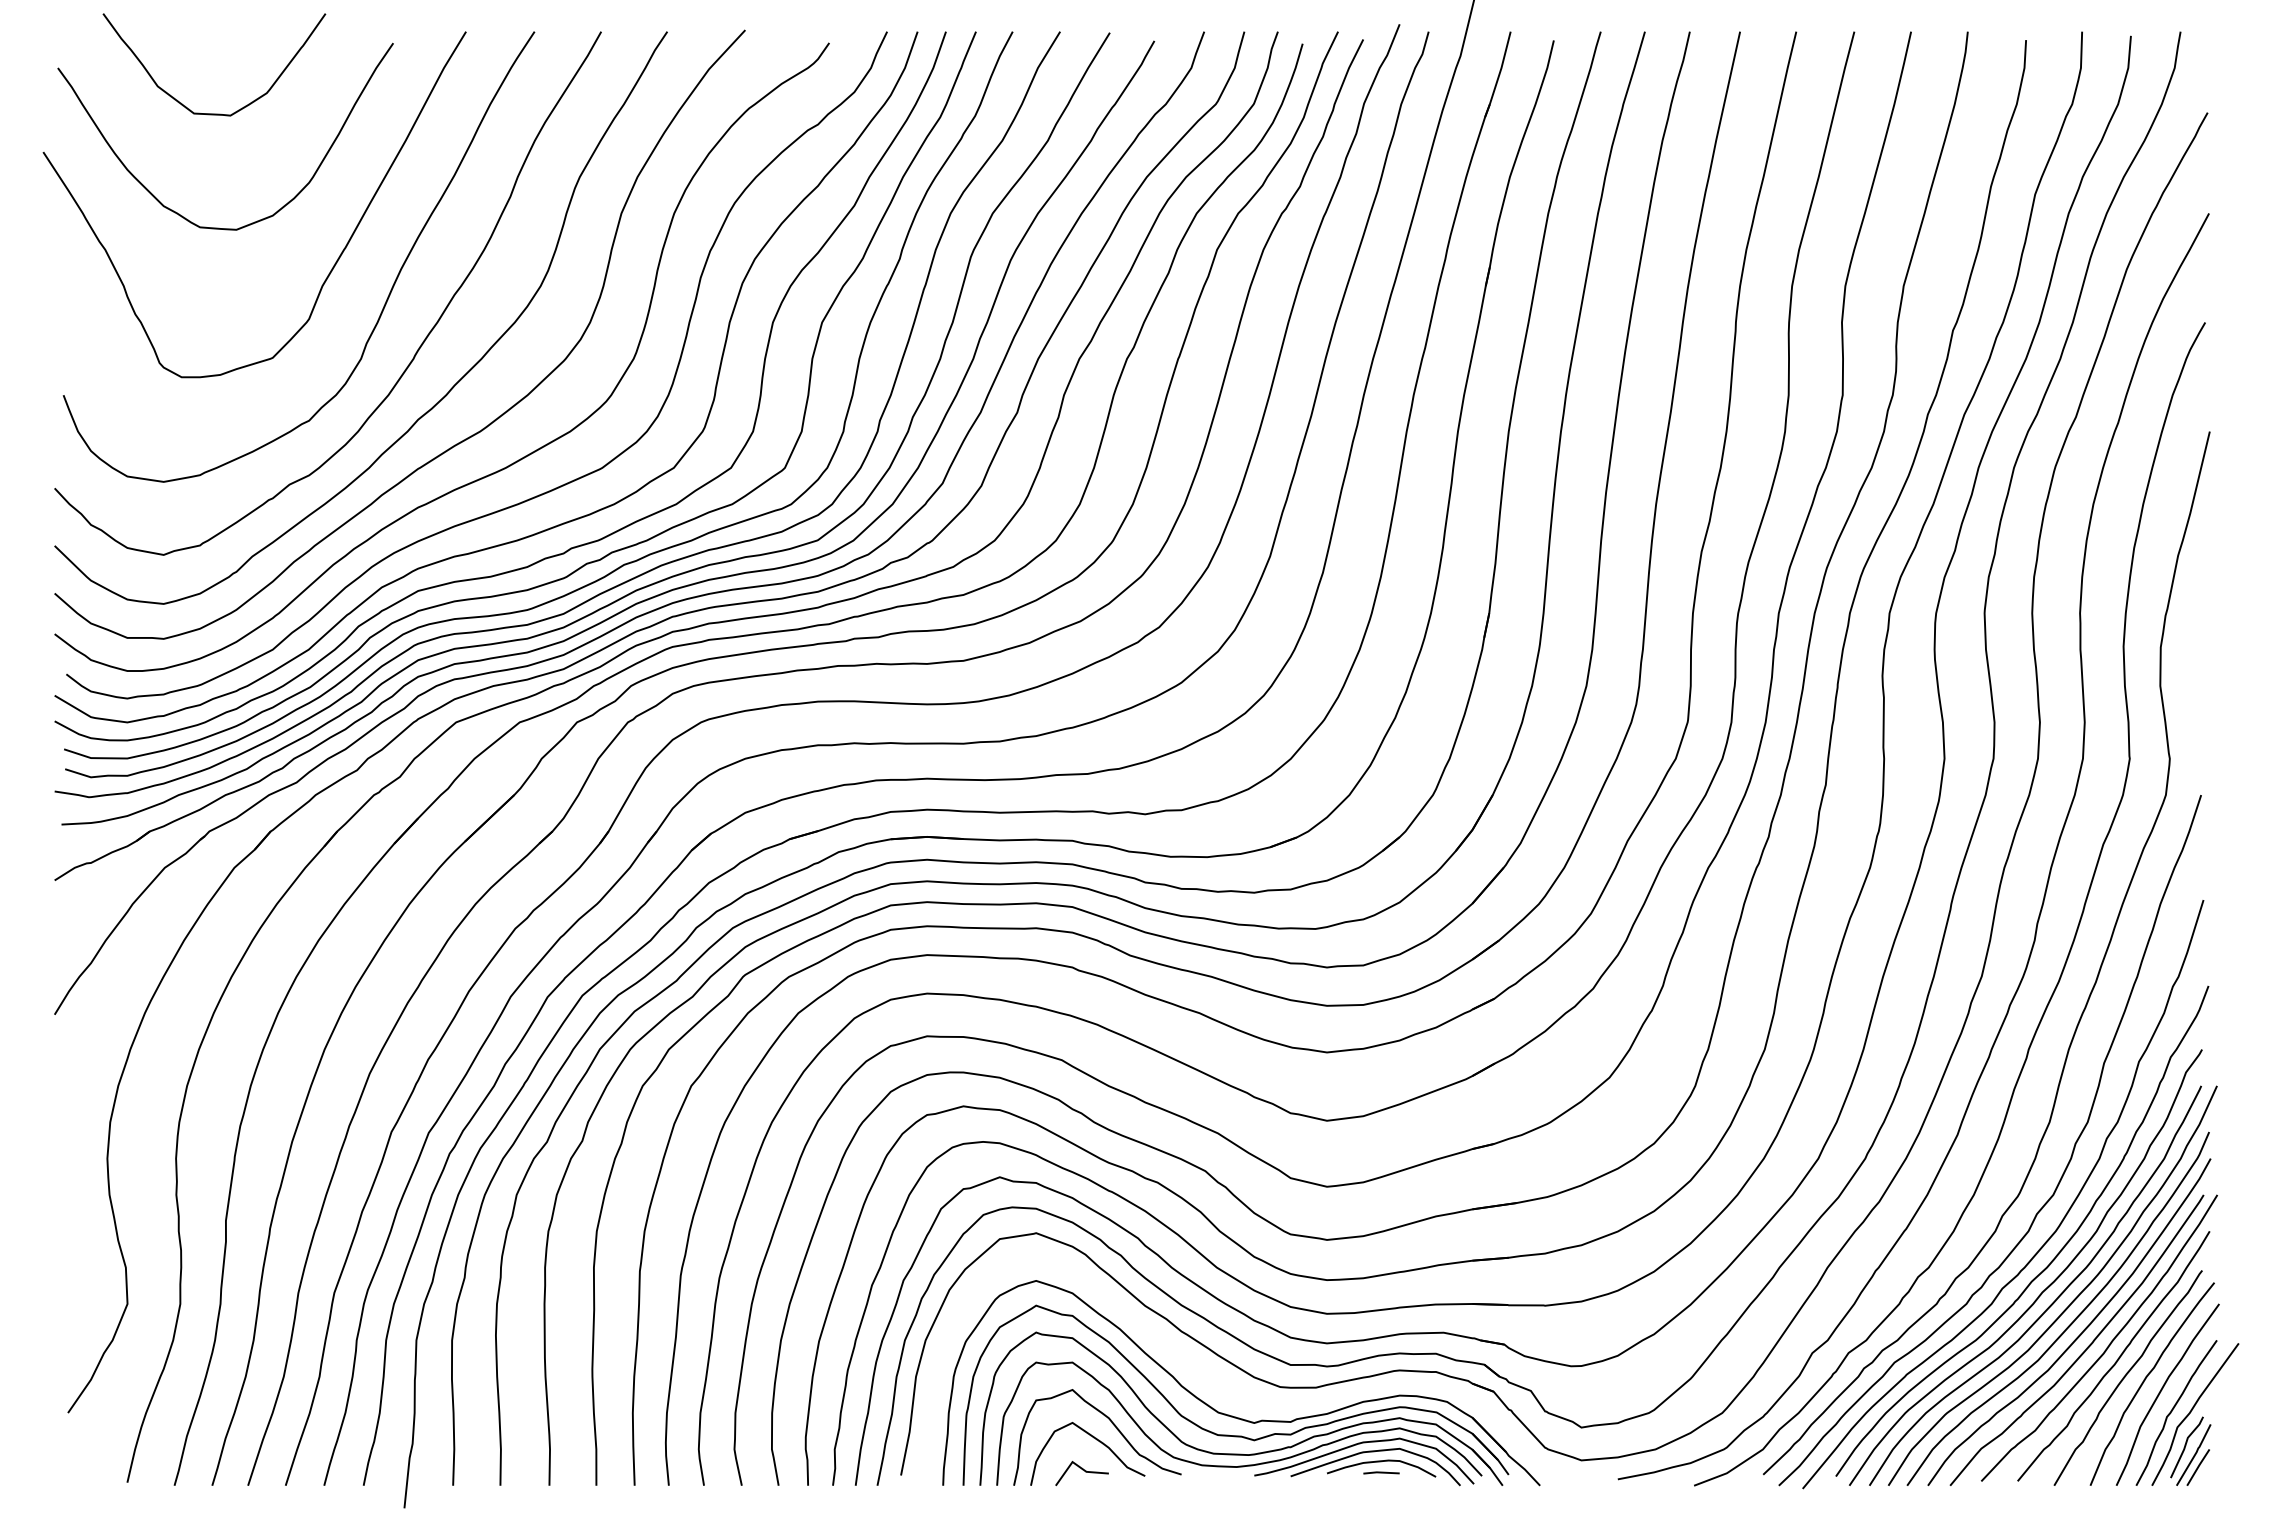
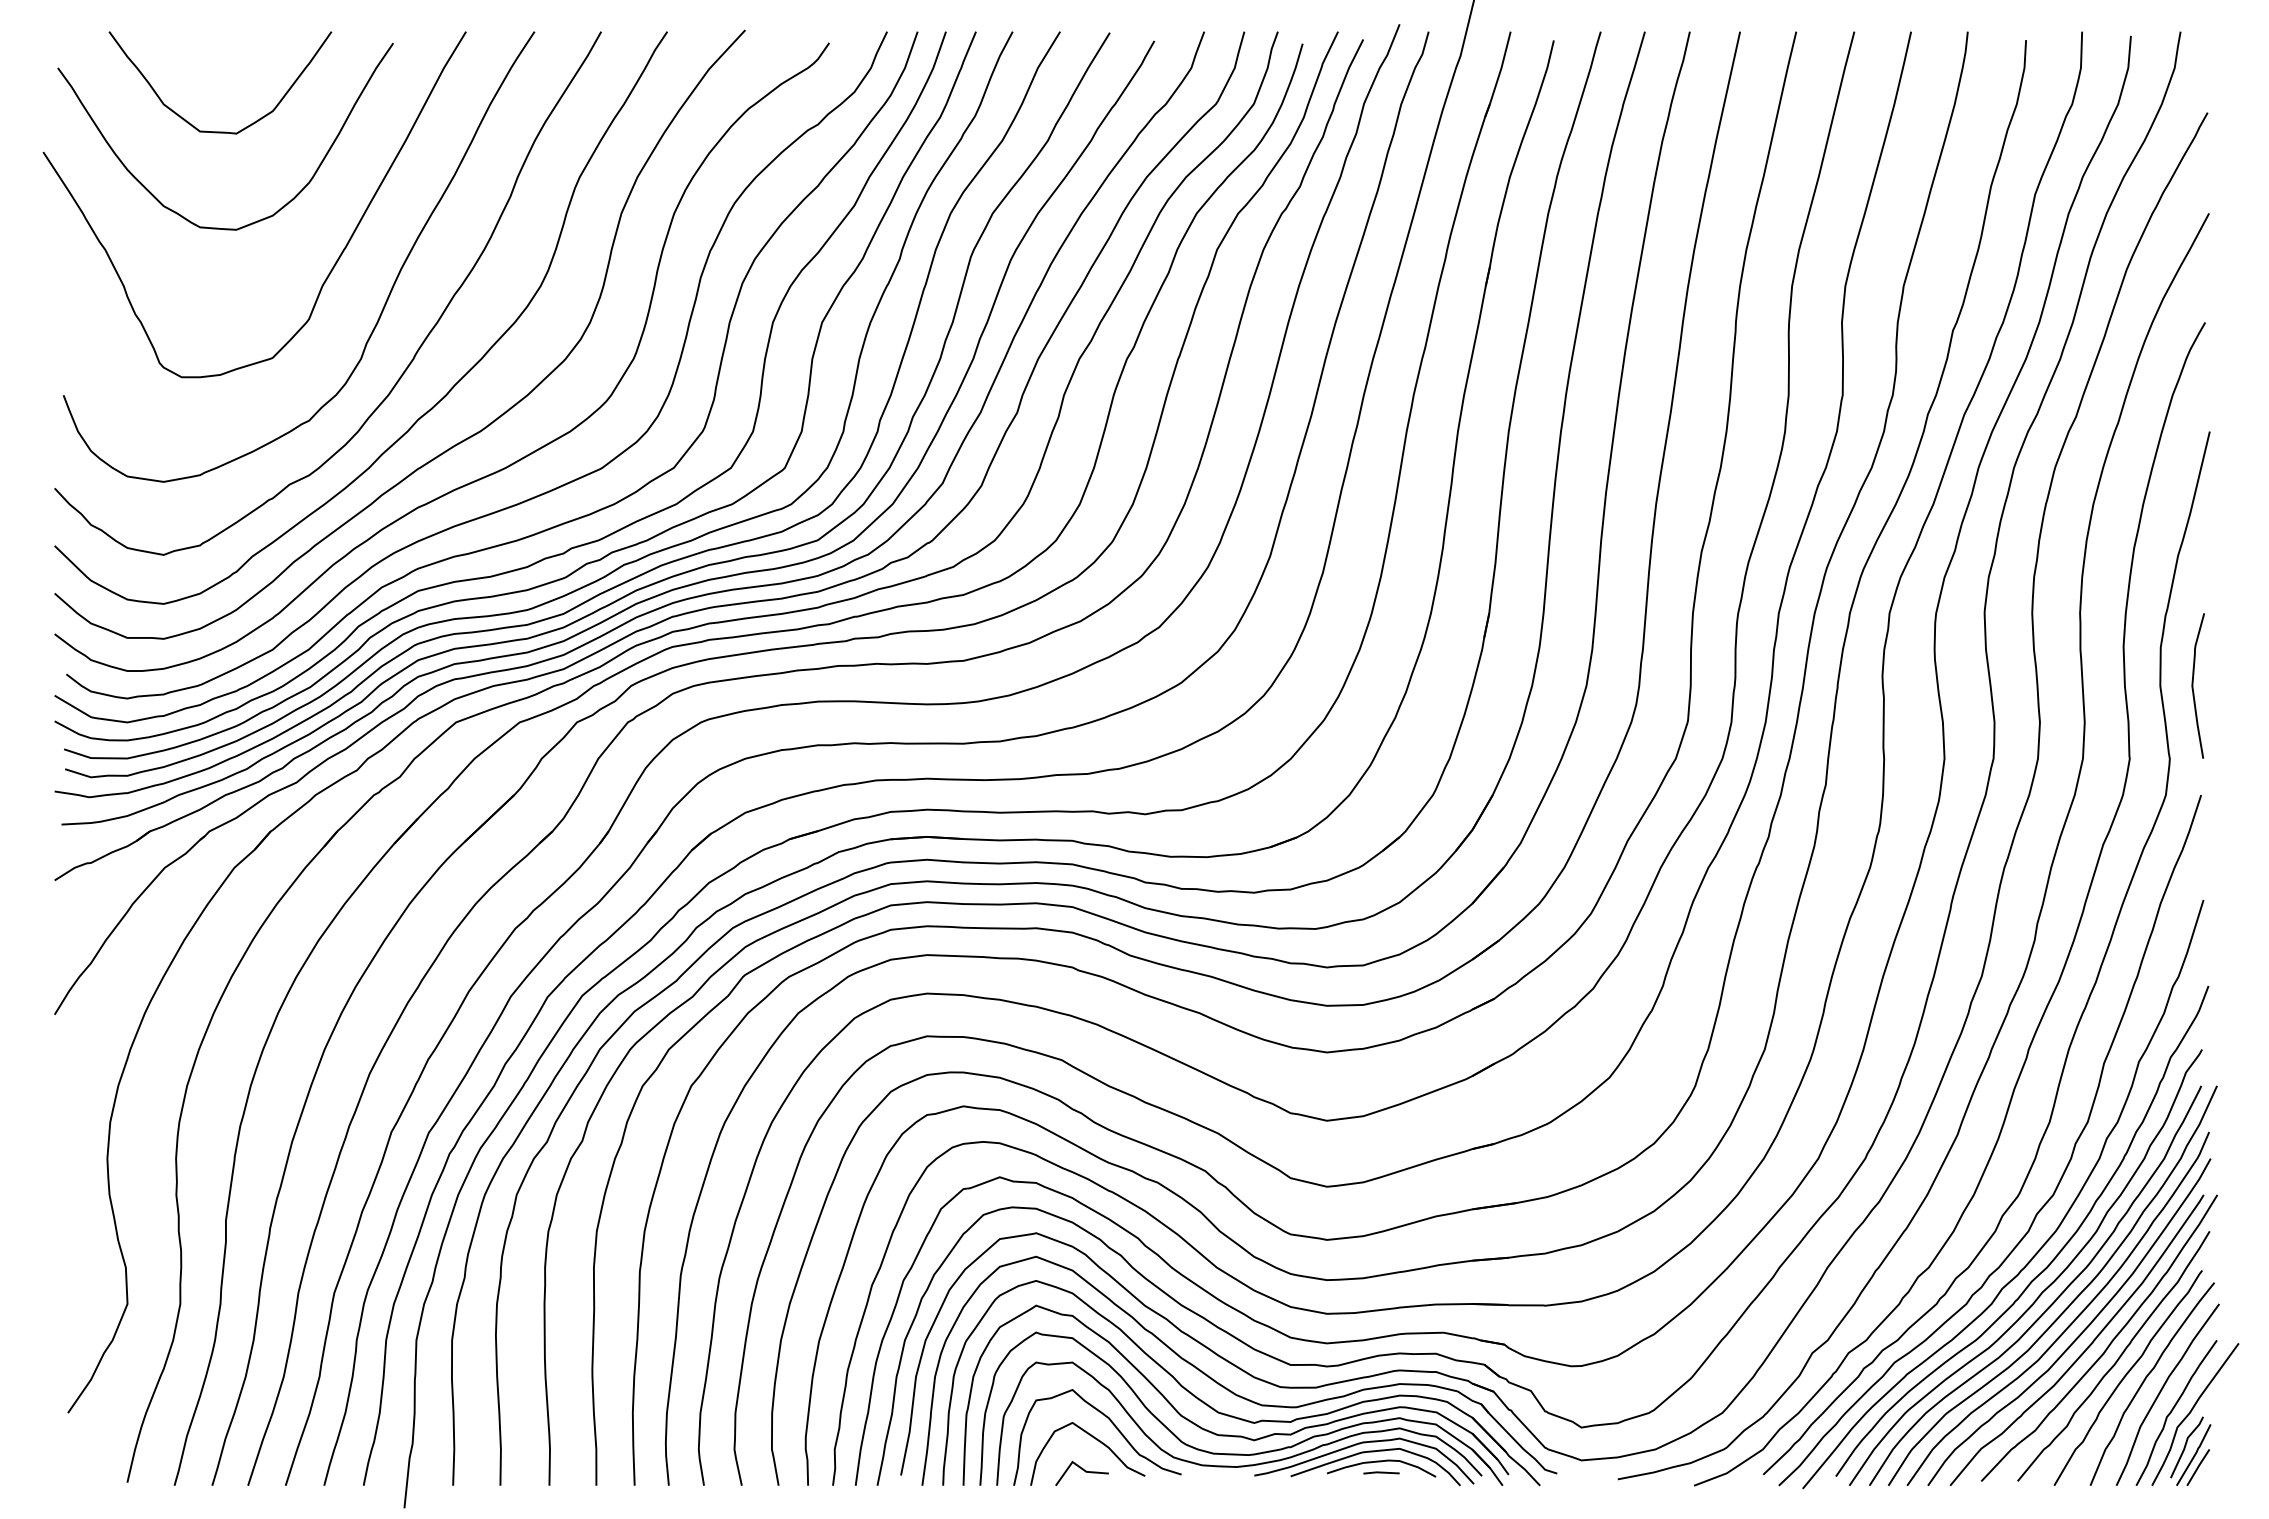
curve position: (214, 113) -> (220, 131) (220, 131)
curve: none -> present (2193, 685)
part: none -> present (1228, 1388)
